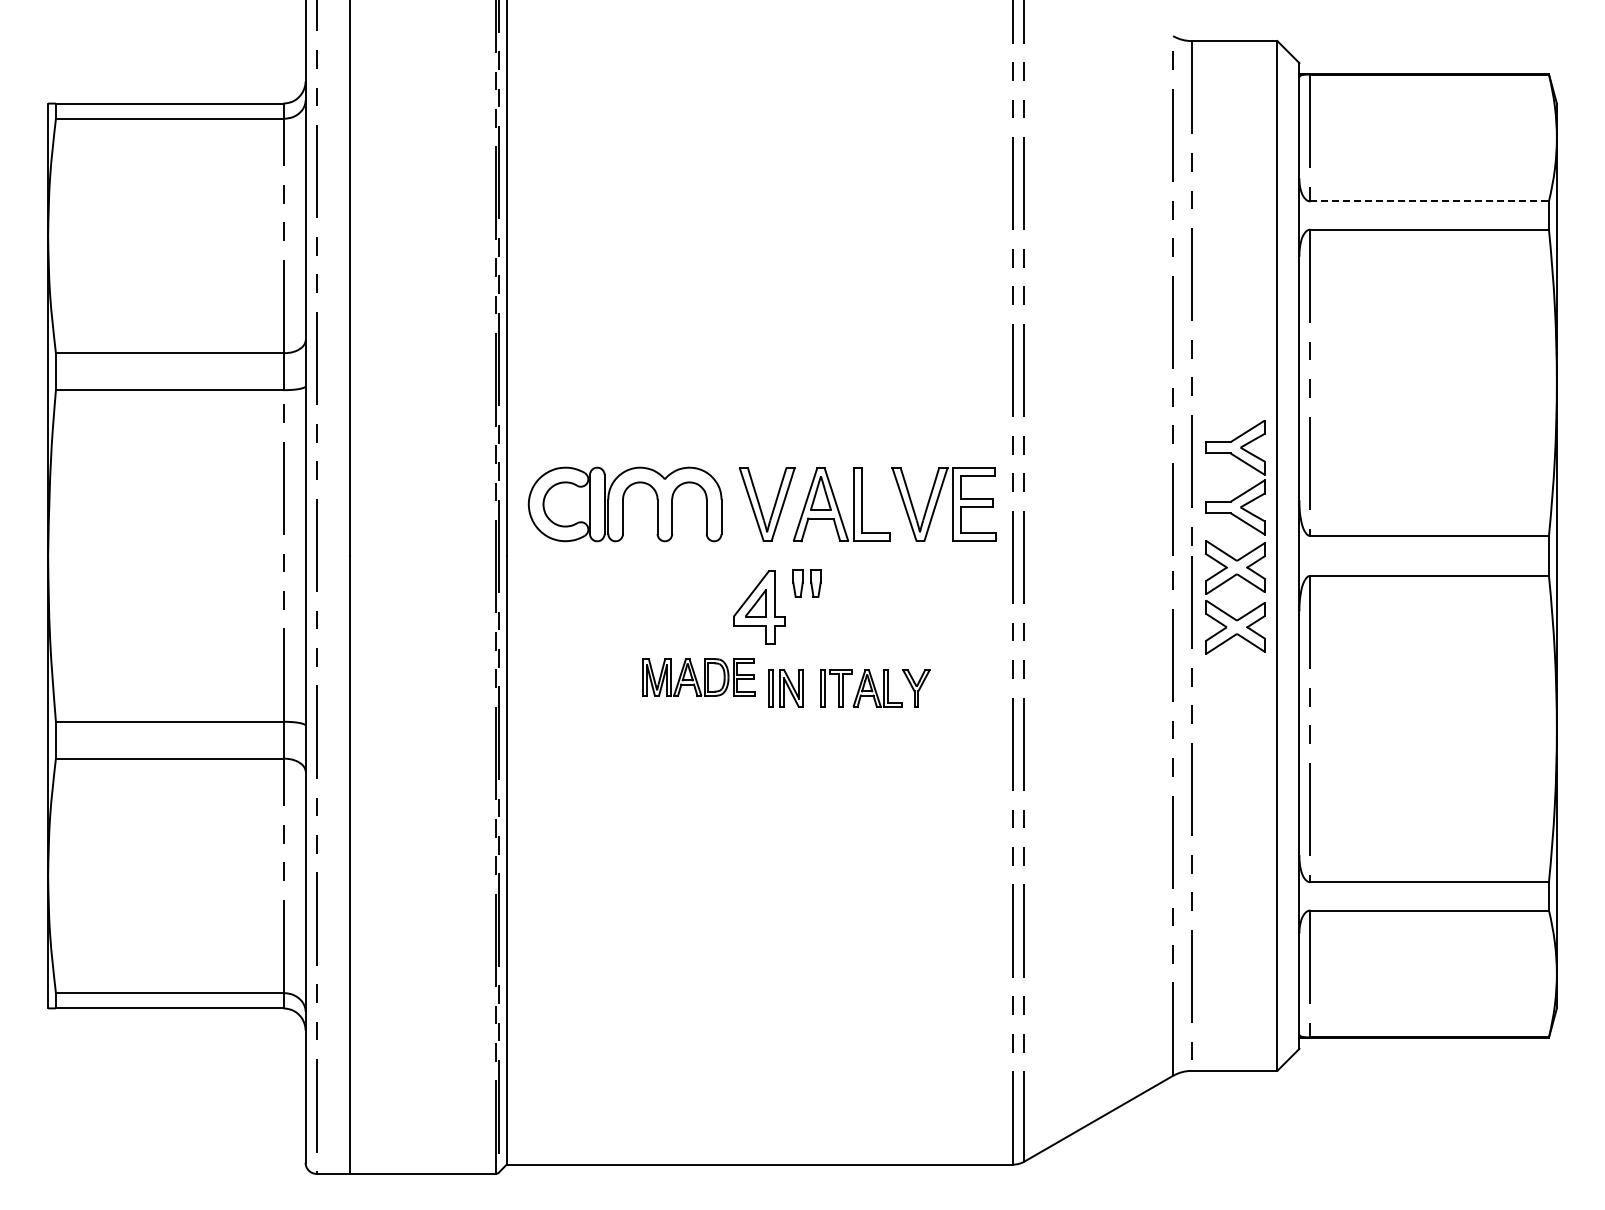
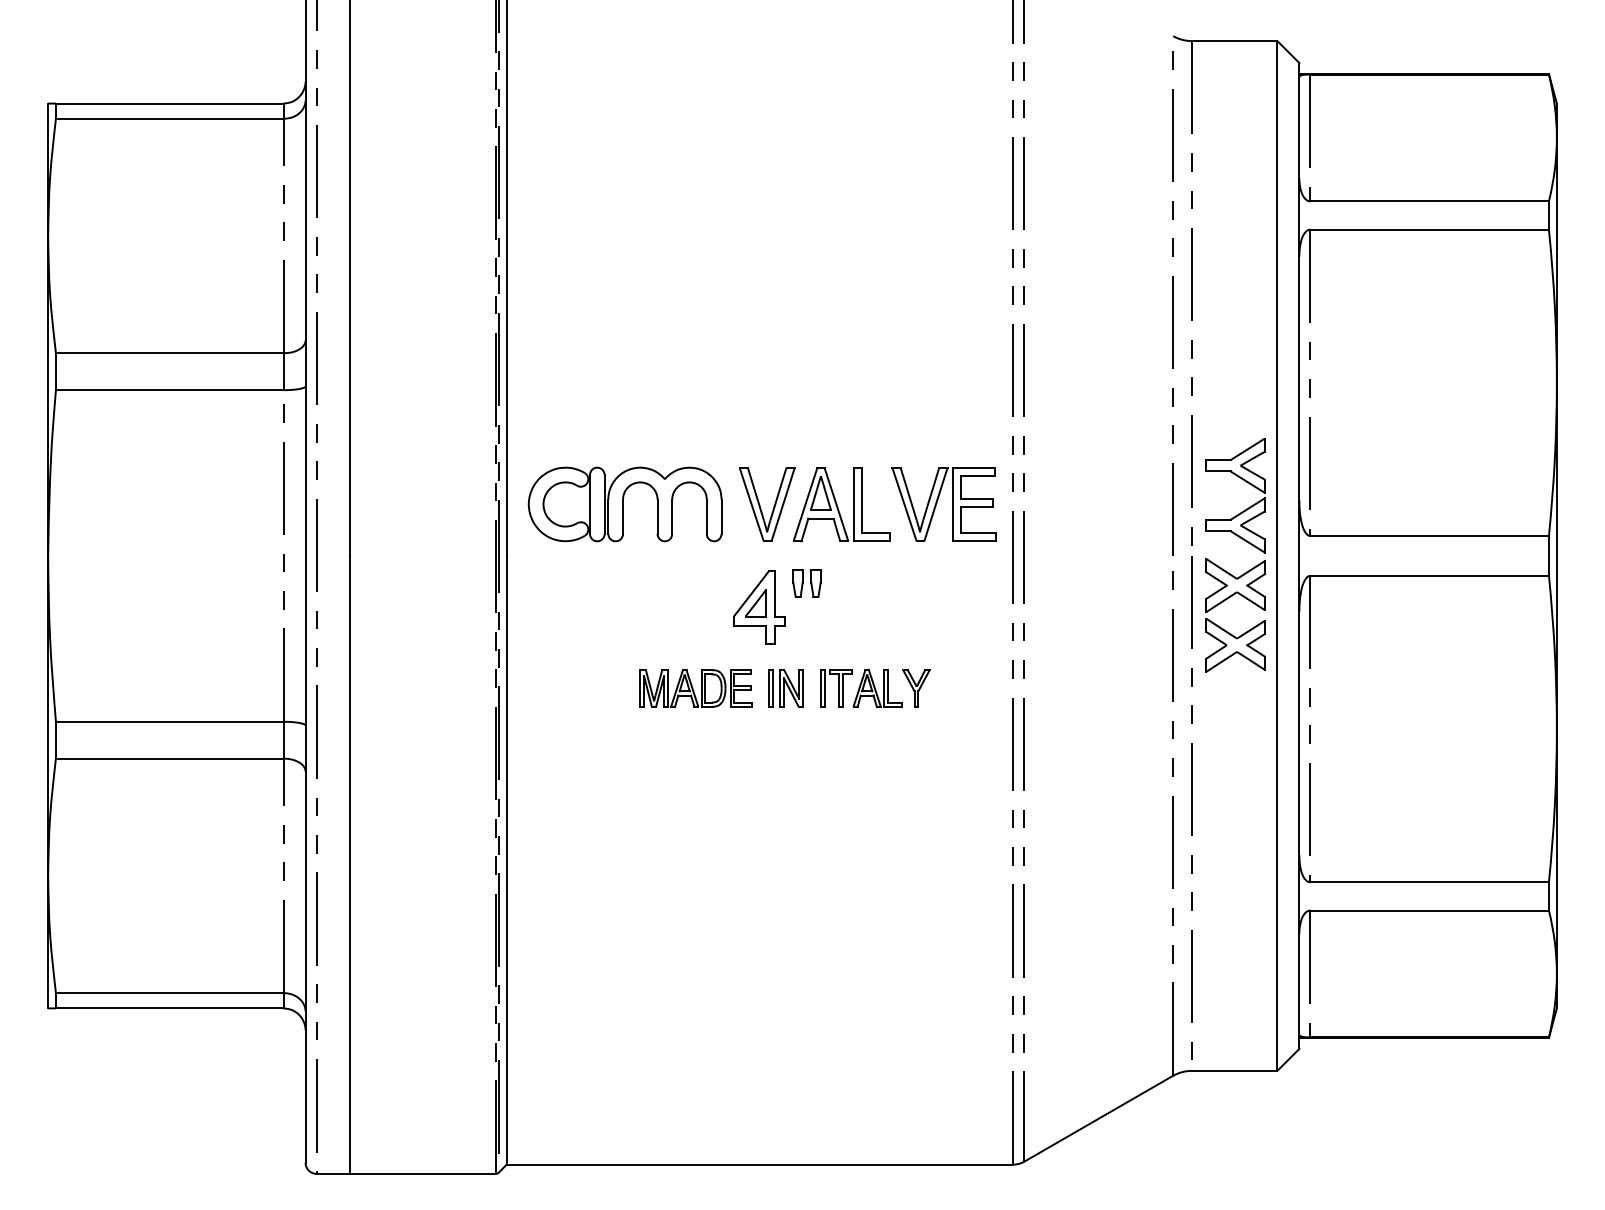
line: dashed -> solid (1430, 201)
part position: (1243, 522) -> (1243, 540) (1243, 540)
part position: (698, 677) -> (695, 688) (695, 688)
